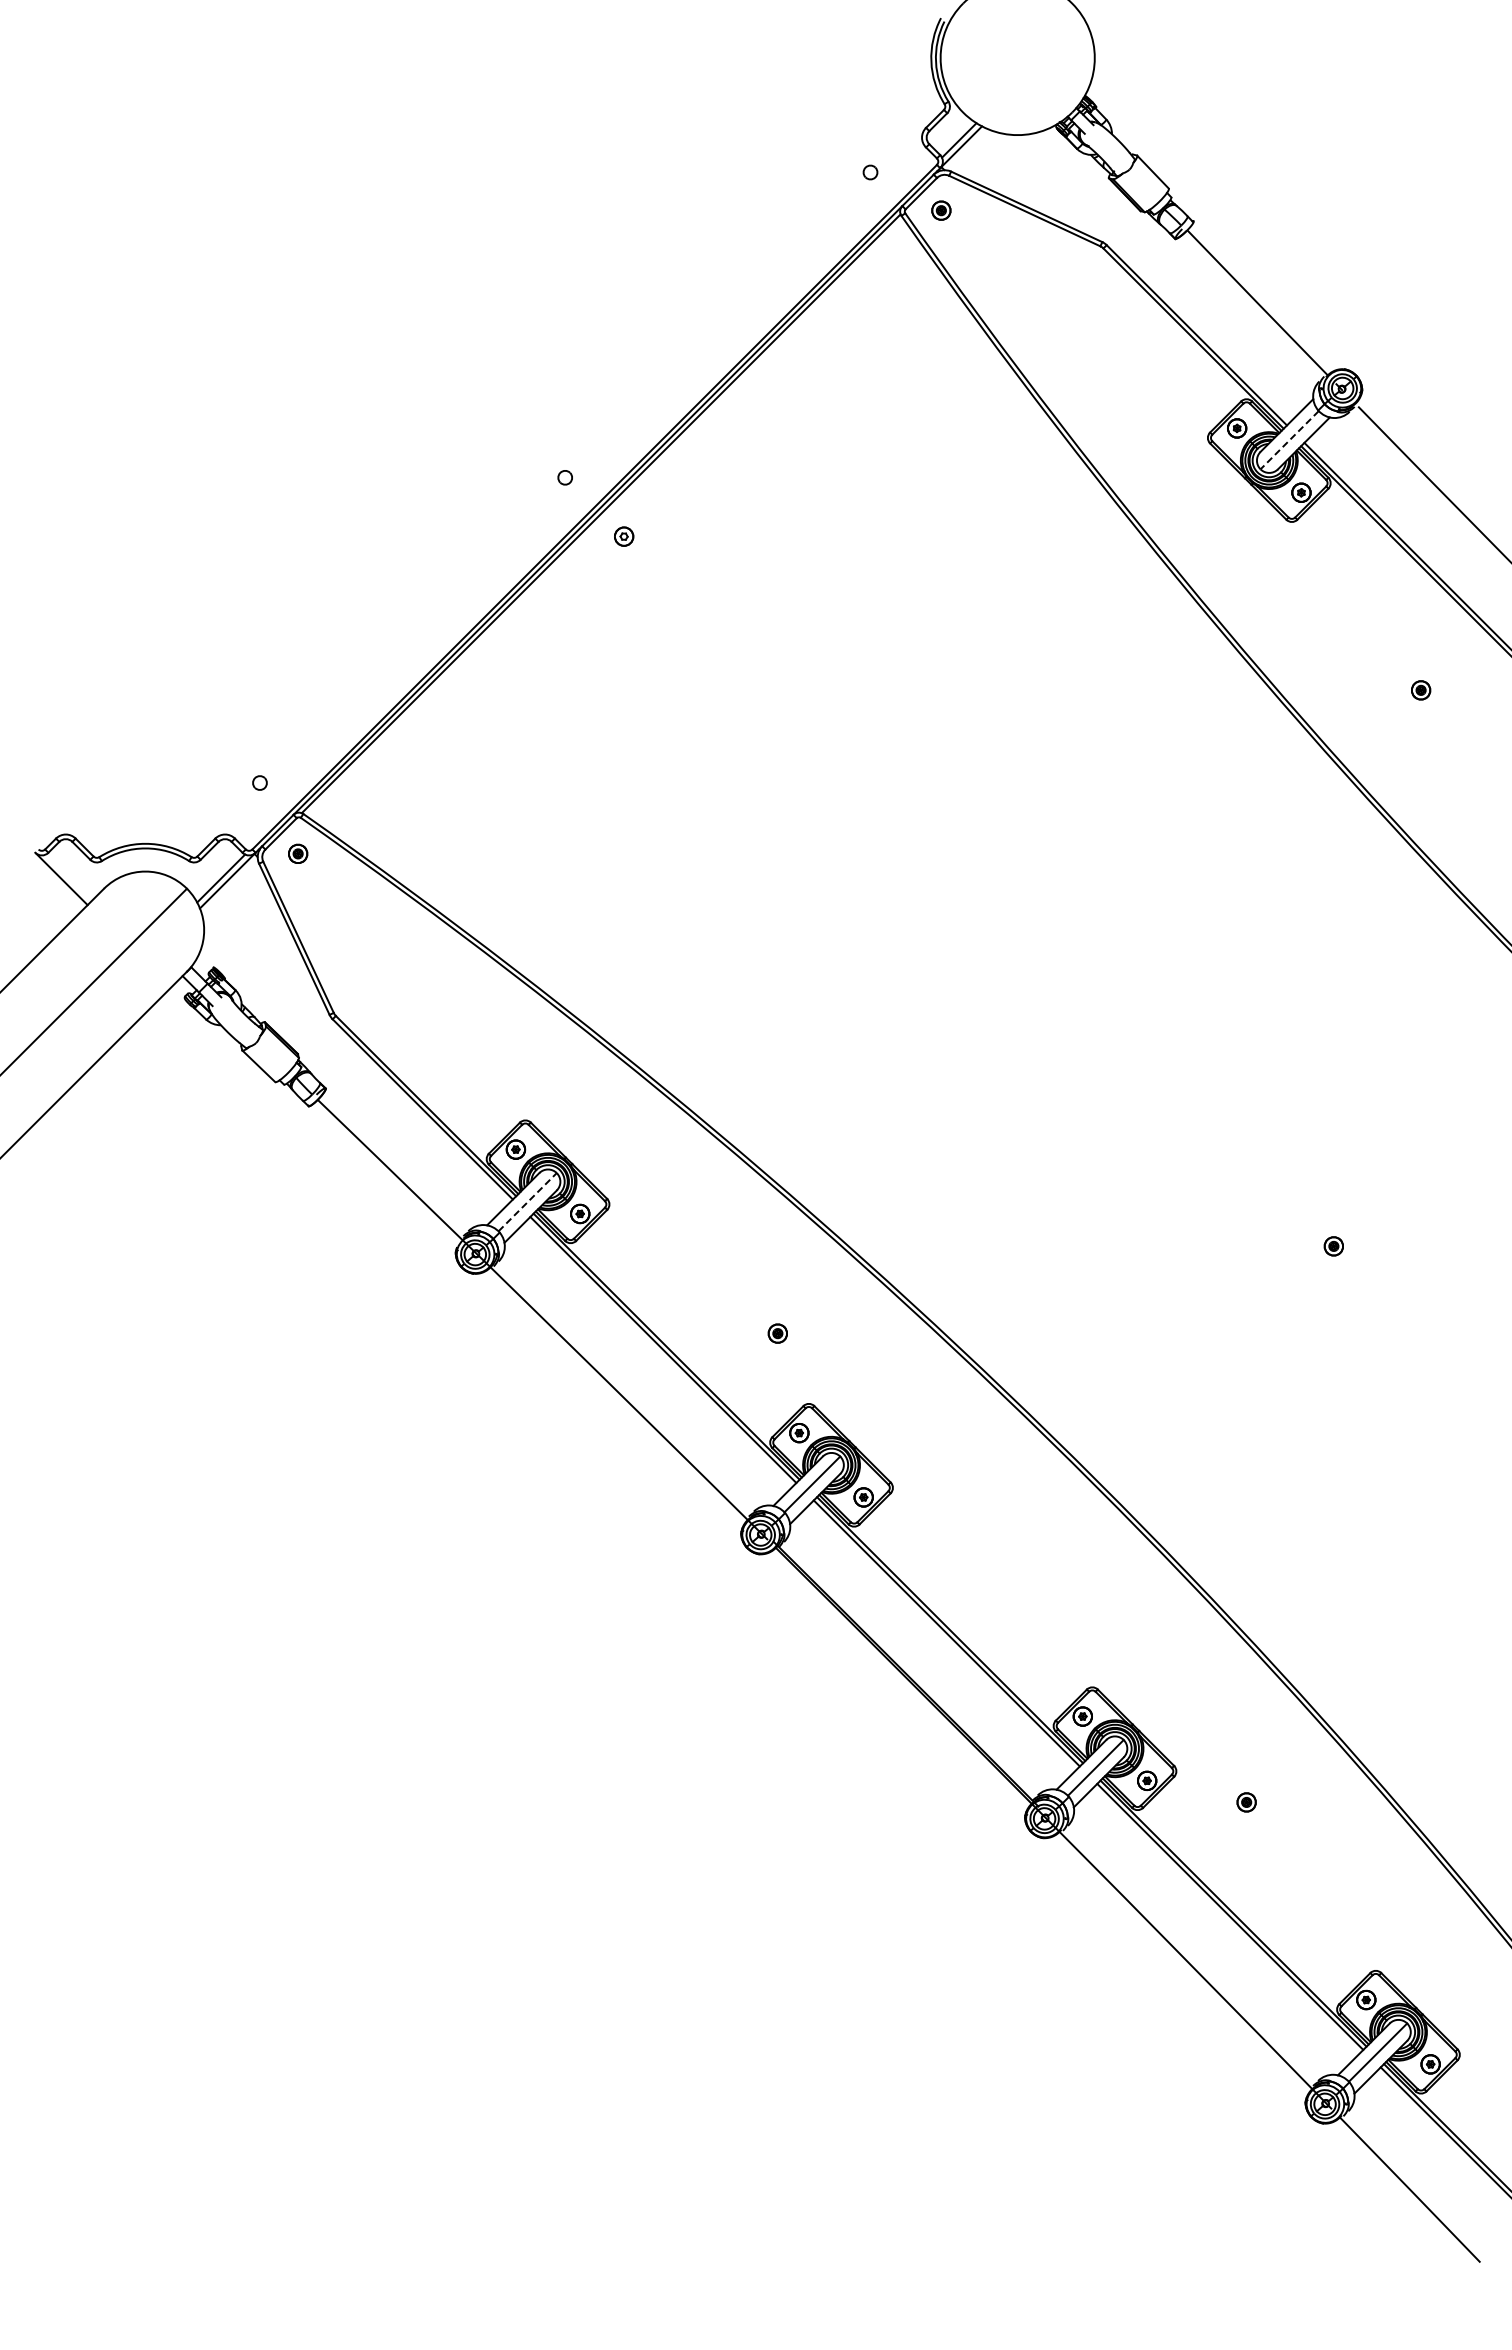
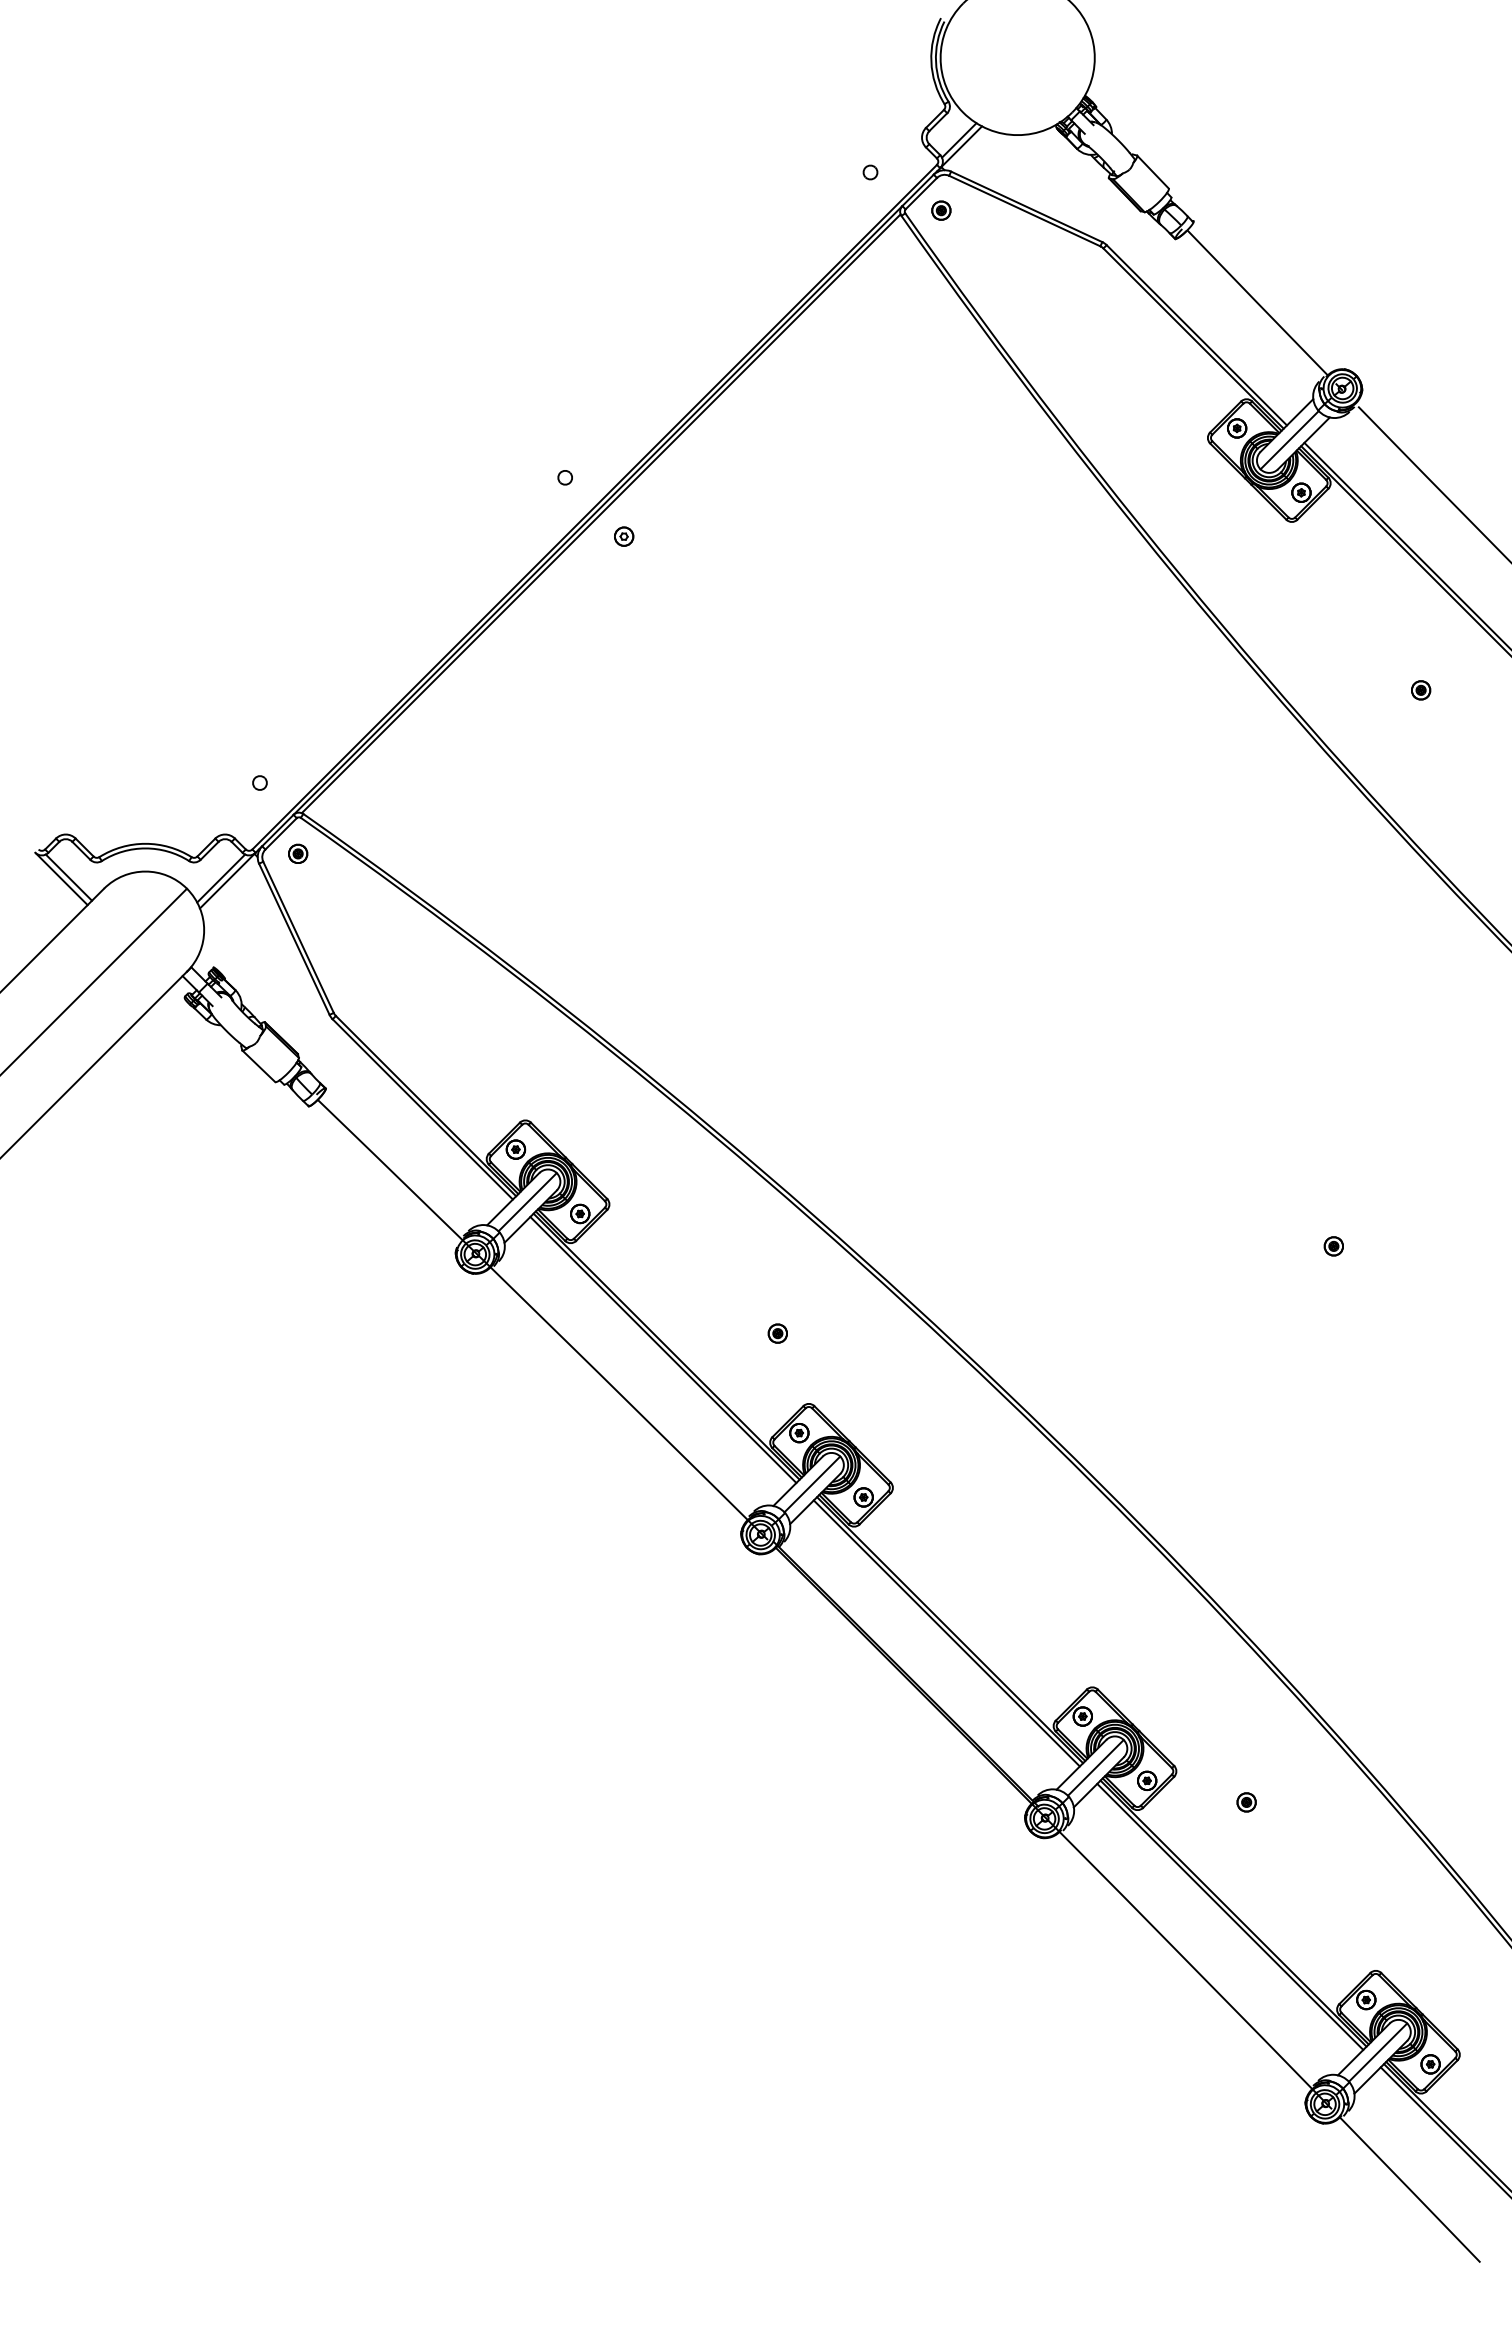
line: dashed -> solid (1289, 440)
line: none -> present (68, 877)
line: dashed -> solid (528, 1201)
